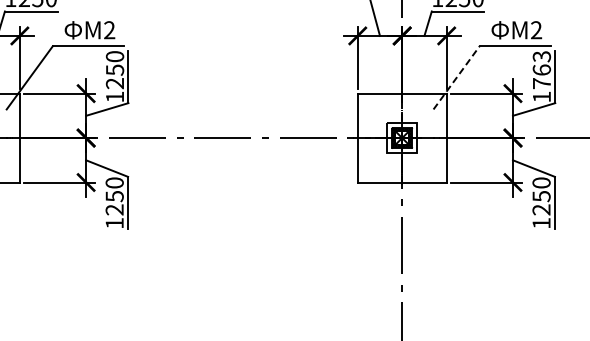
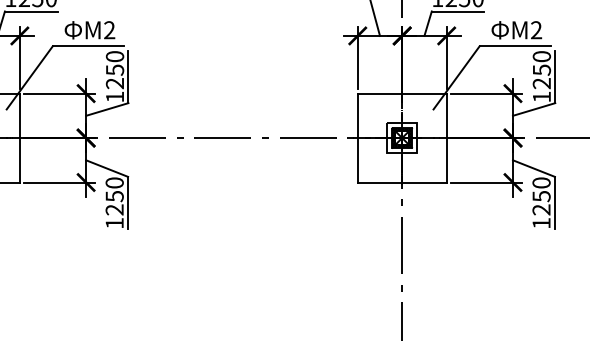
text: 1763 -> 1250 (541, 70)
line: dashed -> solid (456, 77)
